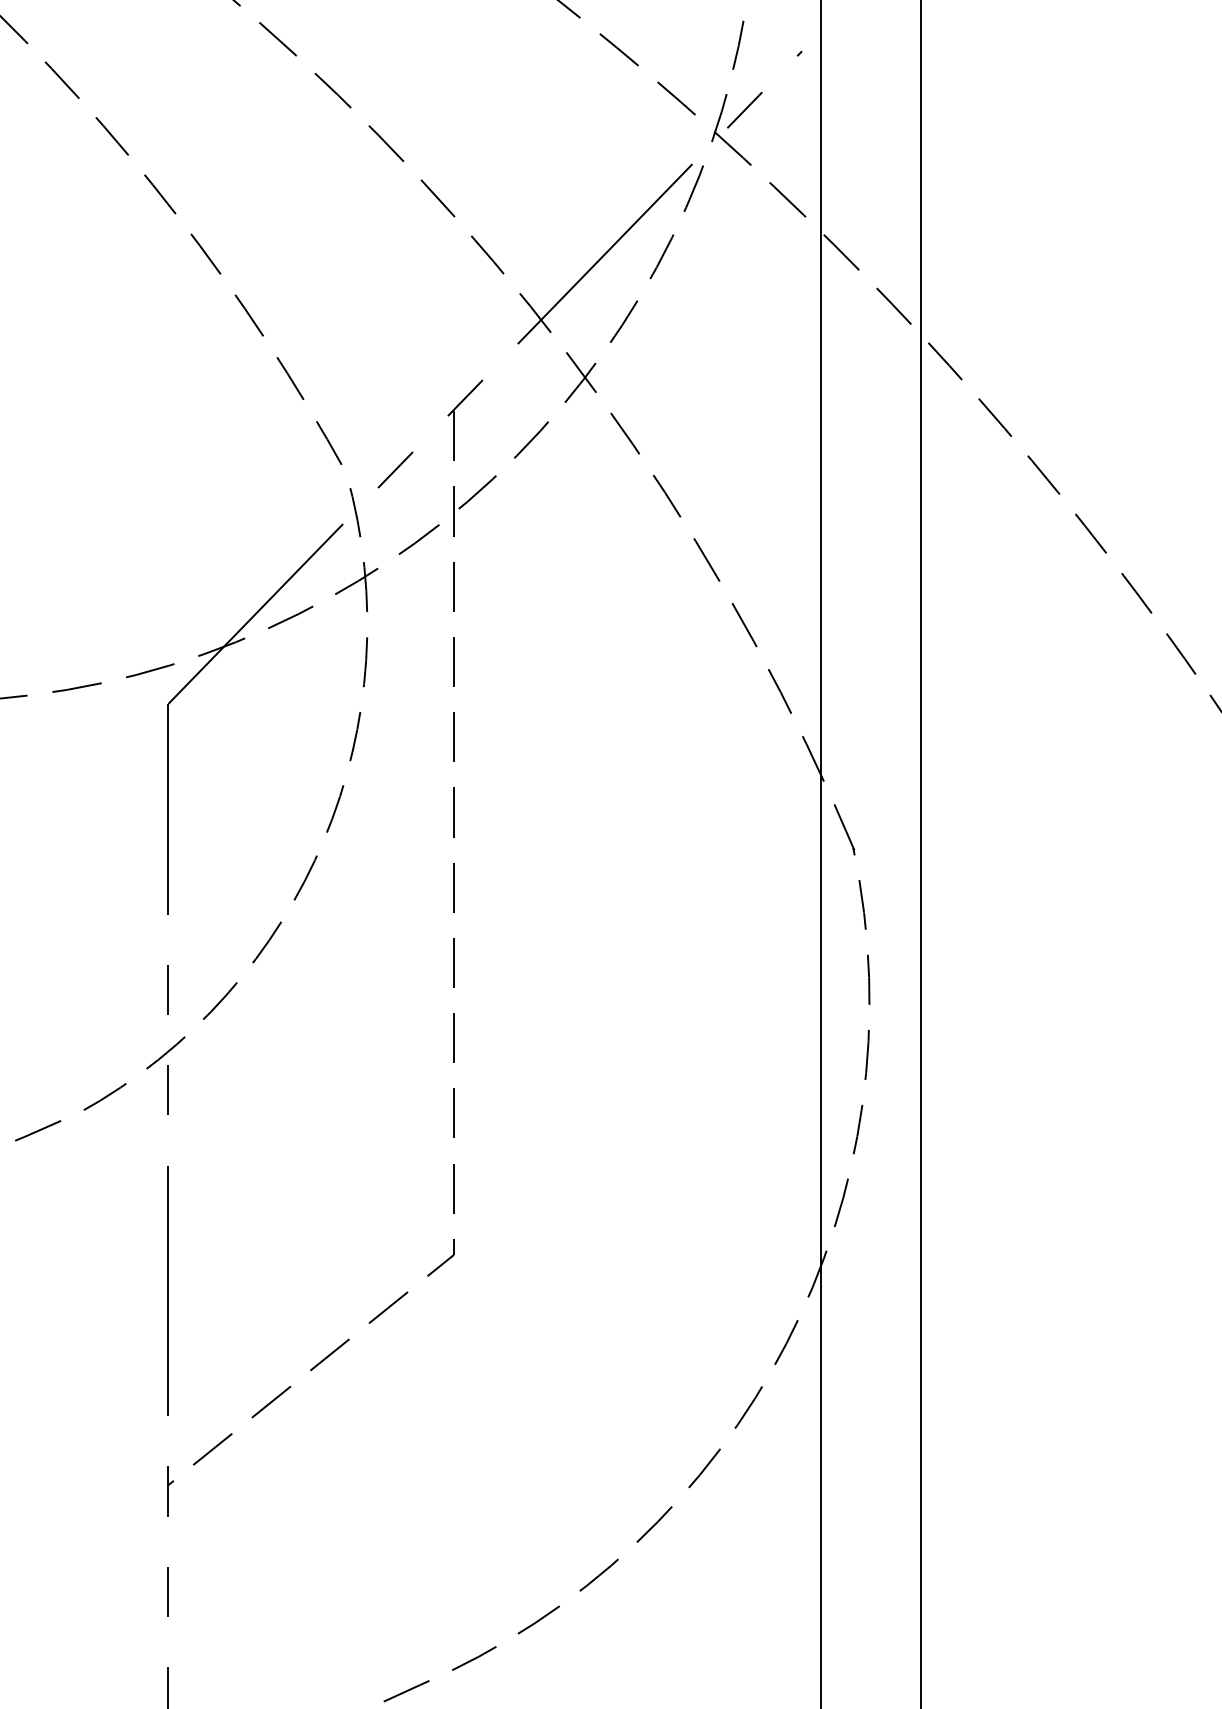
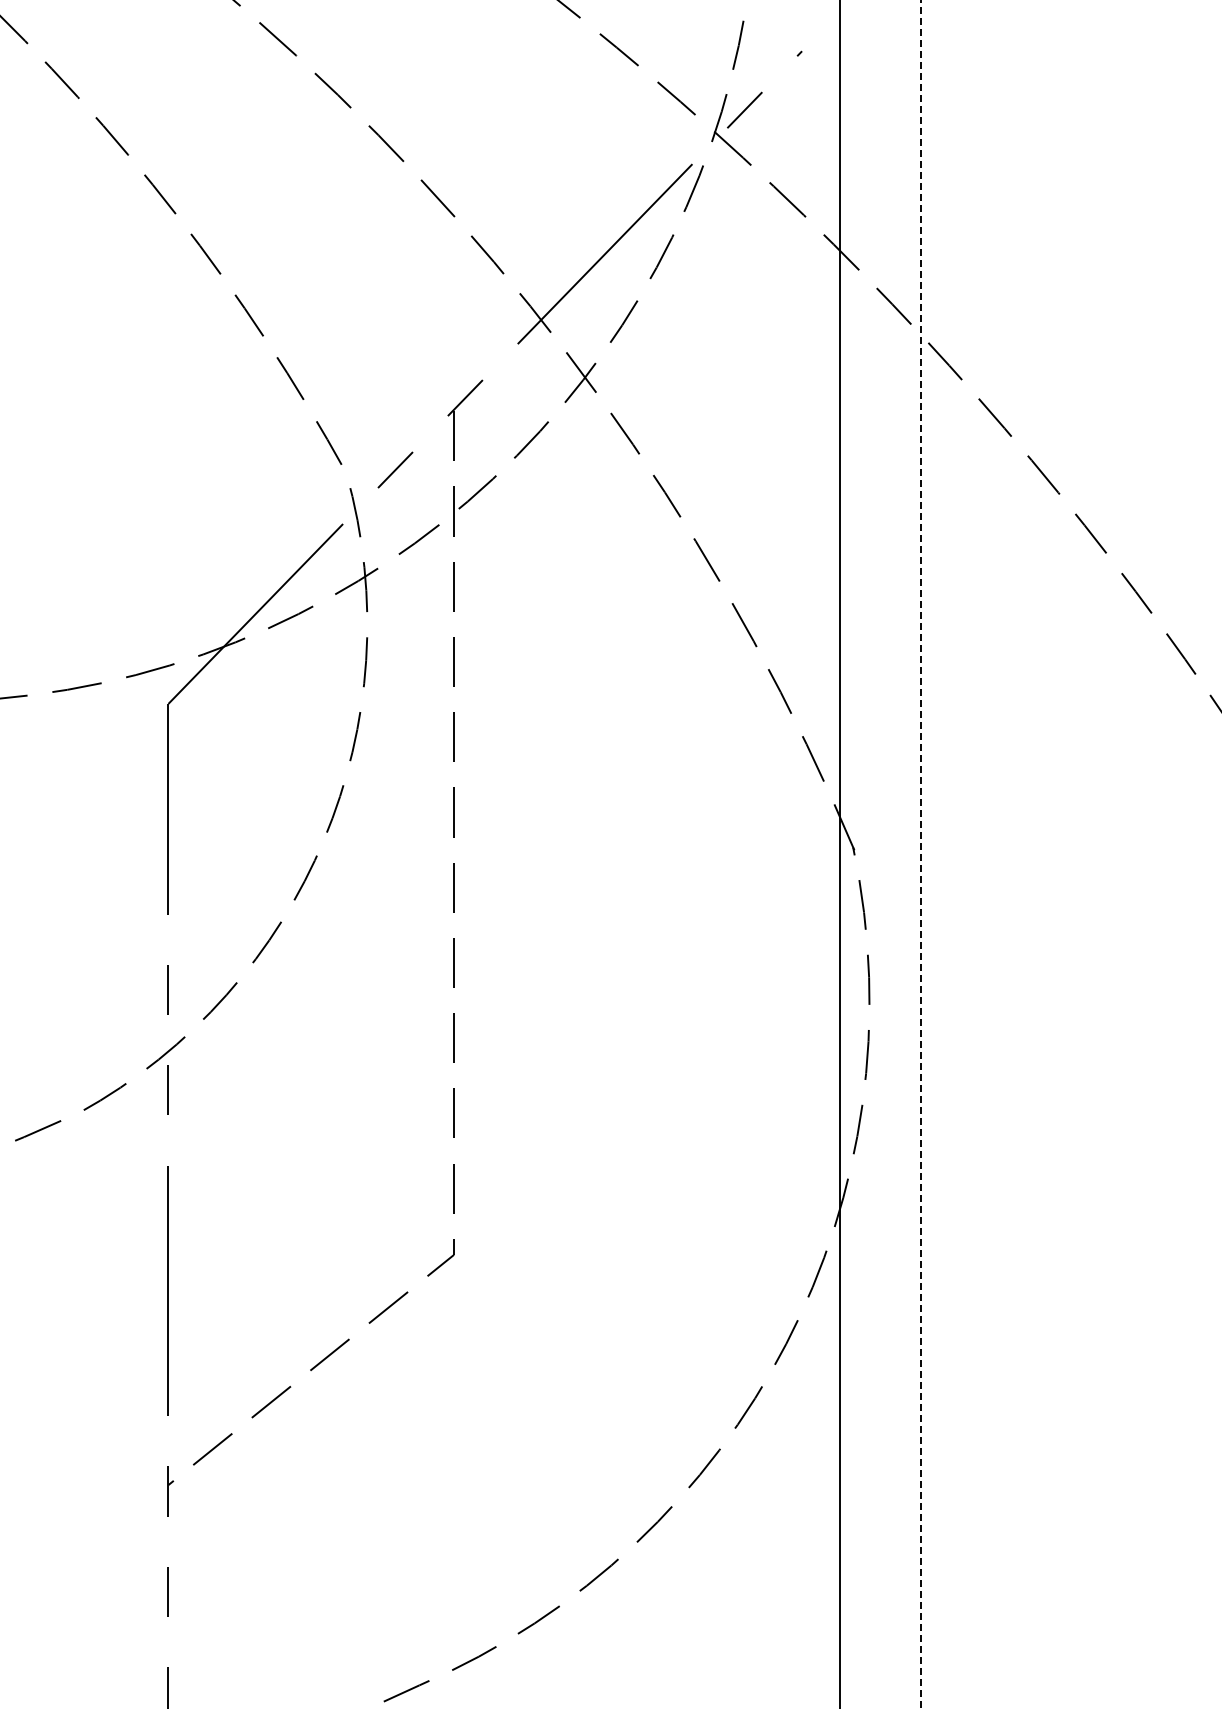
line position: (820, 853) -> (839, 853) (839, 853)
line: solid -> dashed (921, 854)
